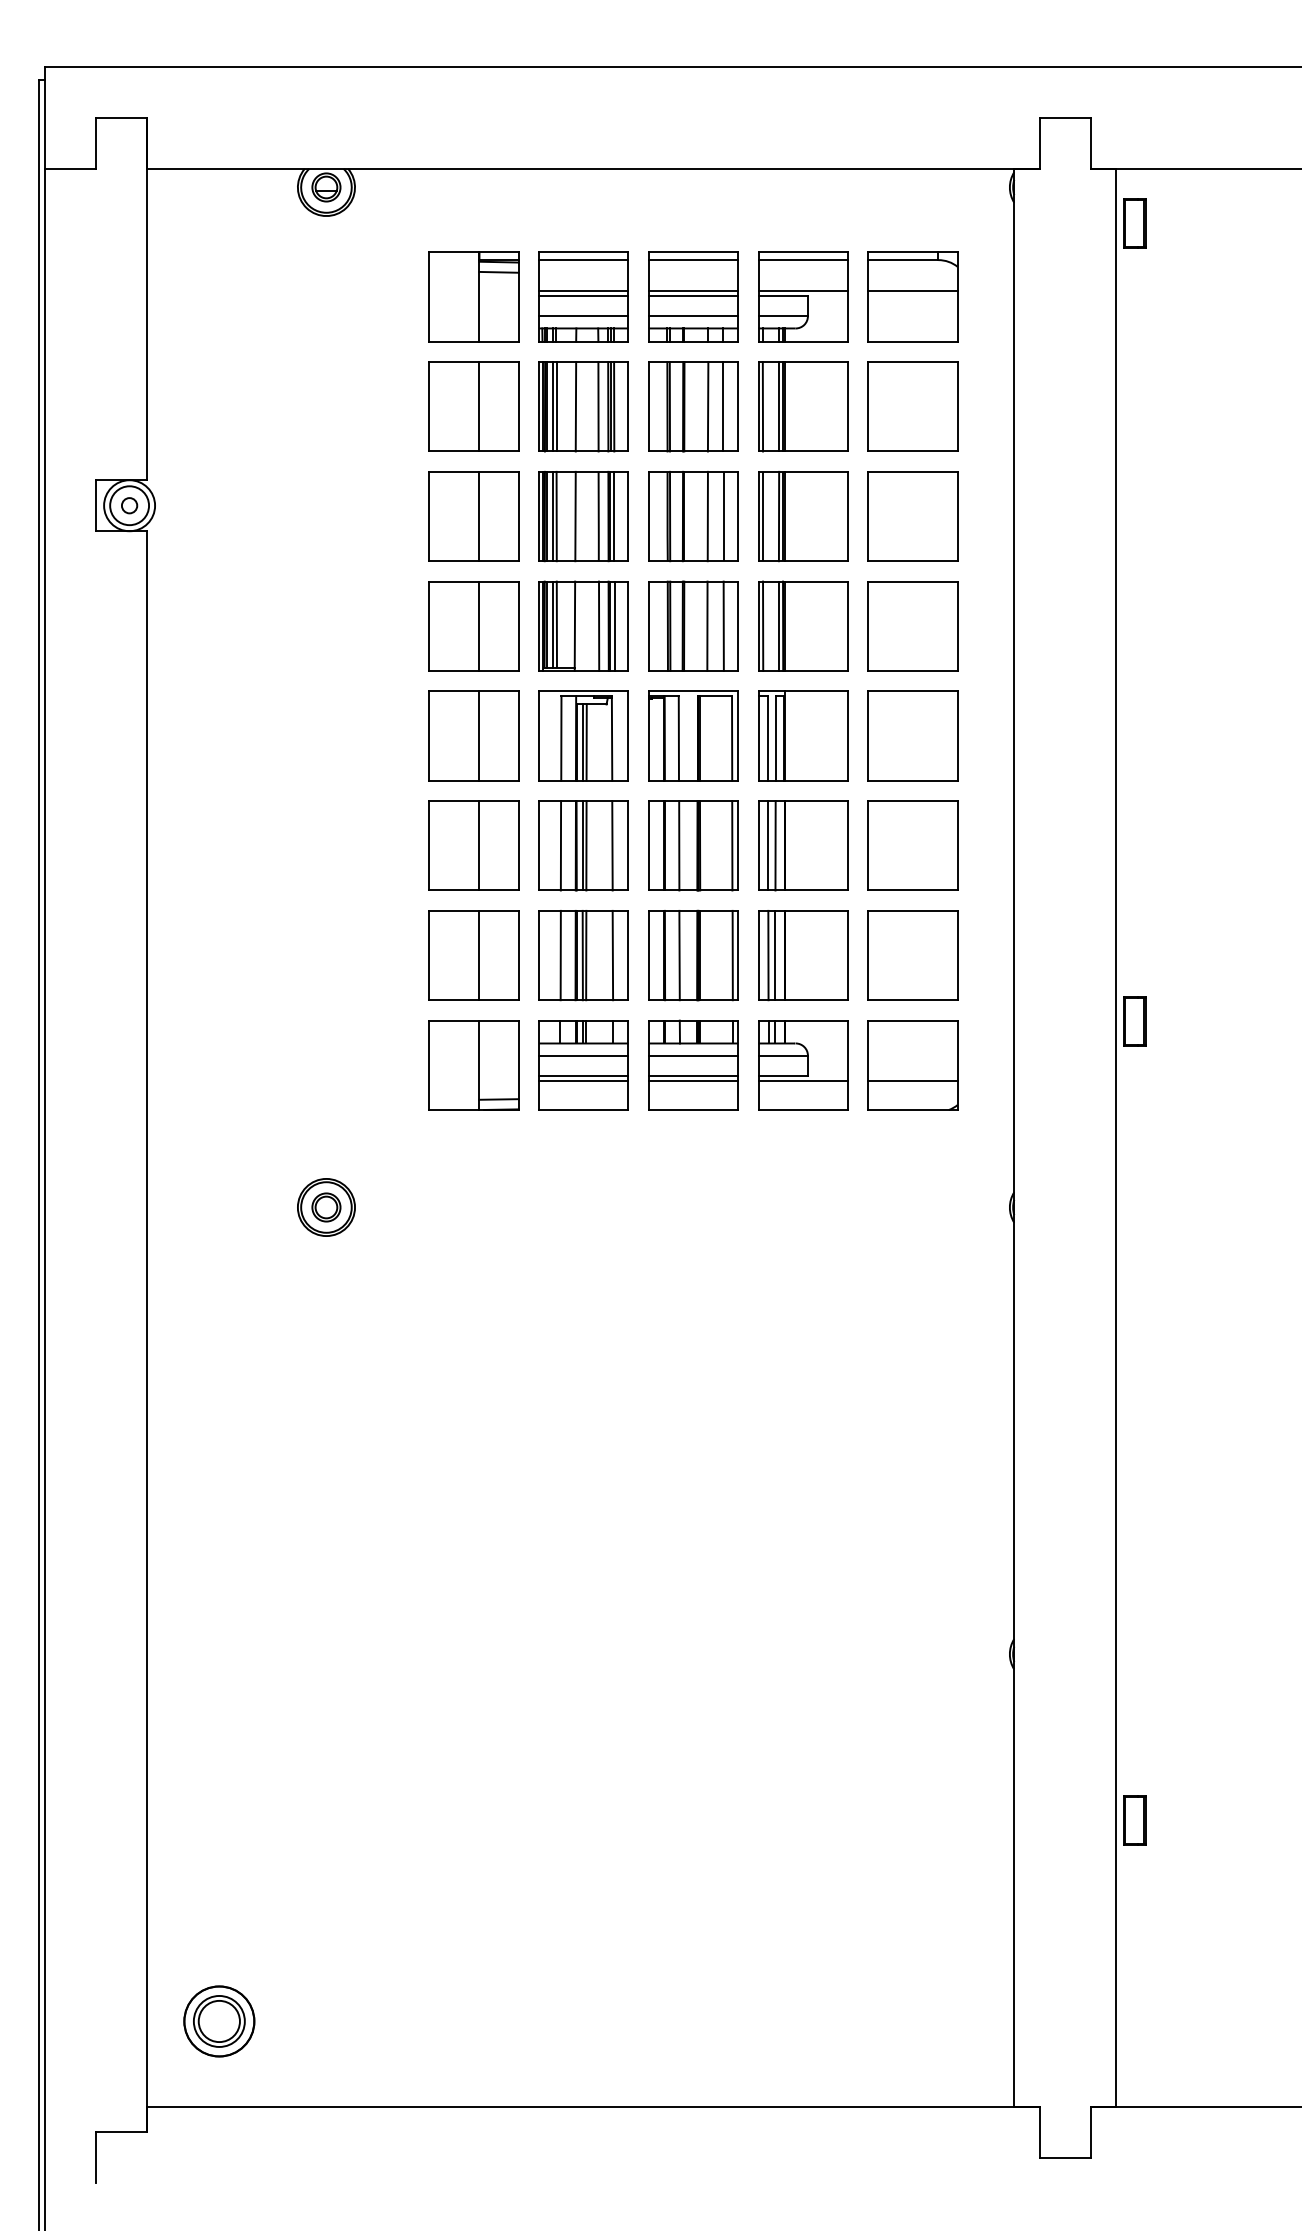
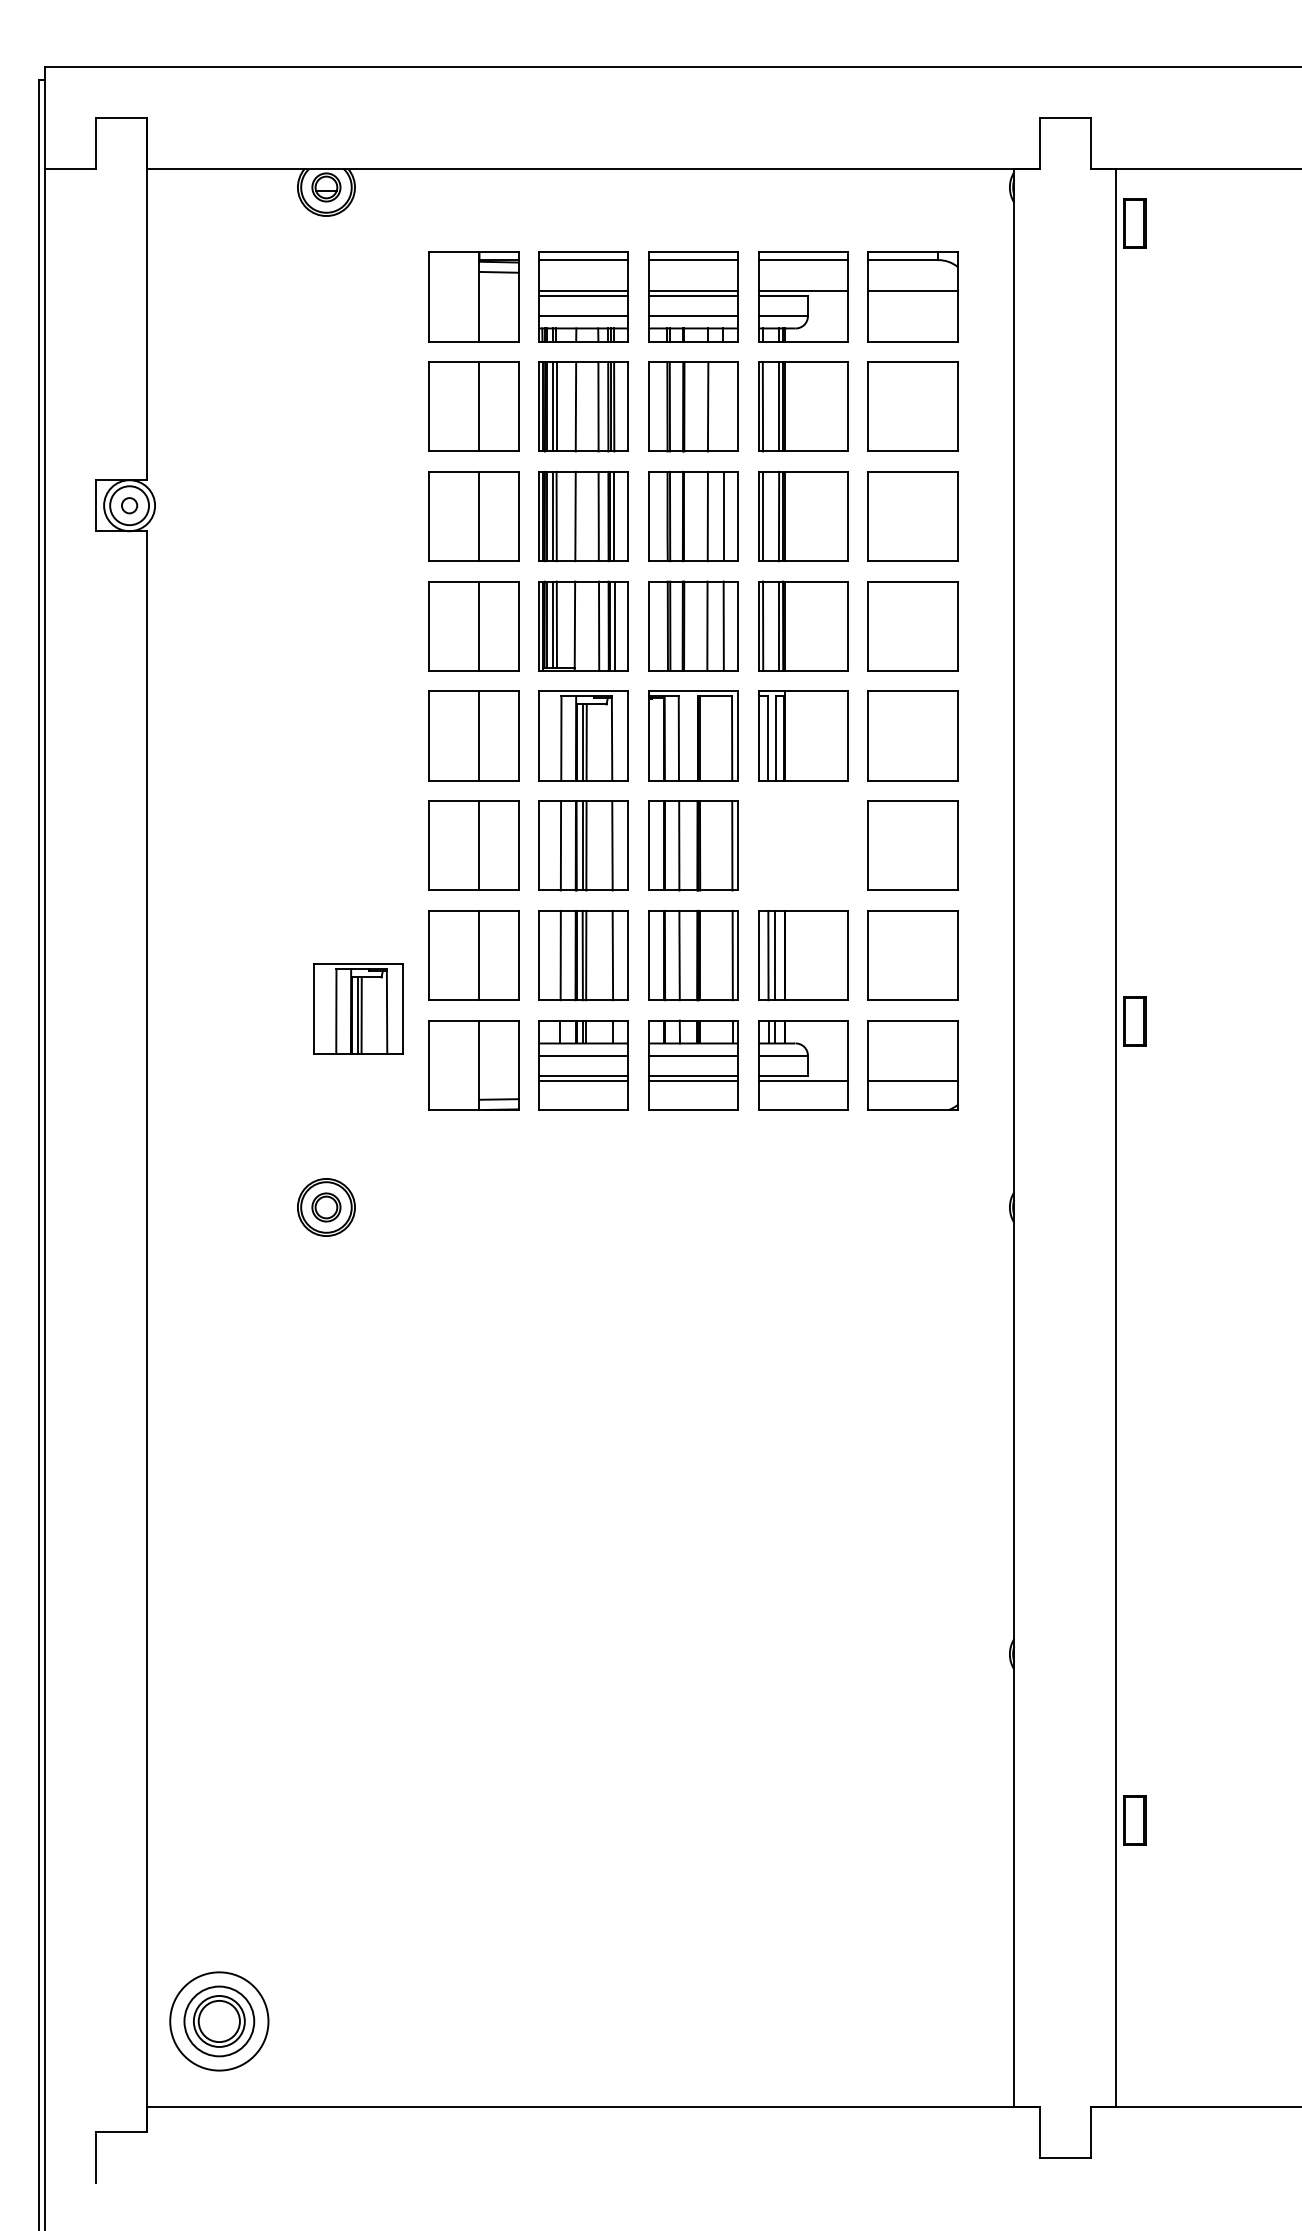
line: present -> none (723, 406)
part: present -> none (803, 845)
part: none -> present (358, 1008)
circle diameter: 70 px -> 98 px (219, 2021)
